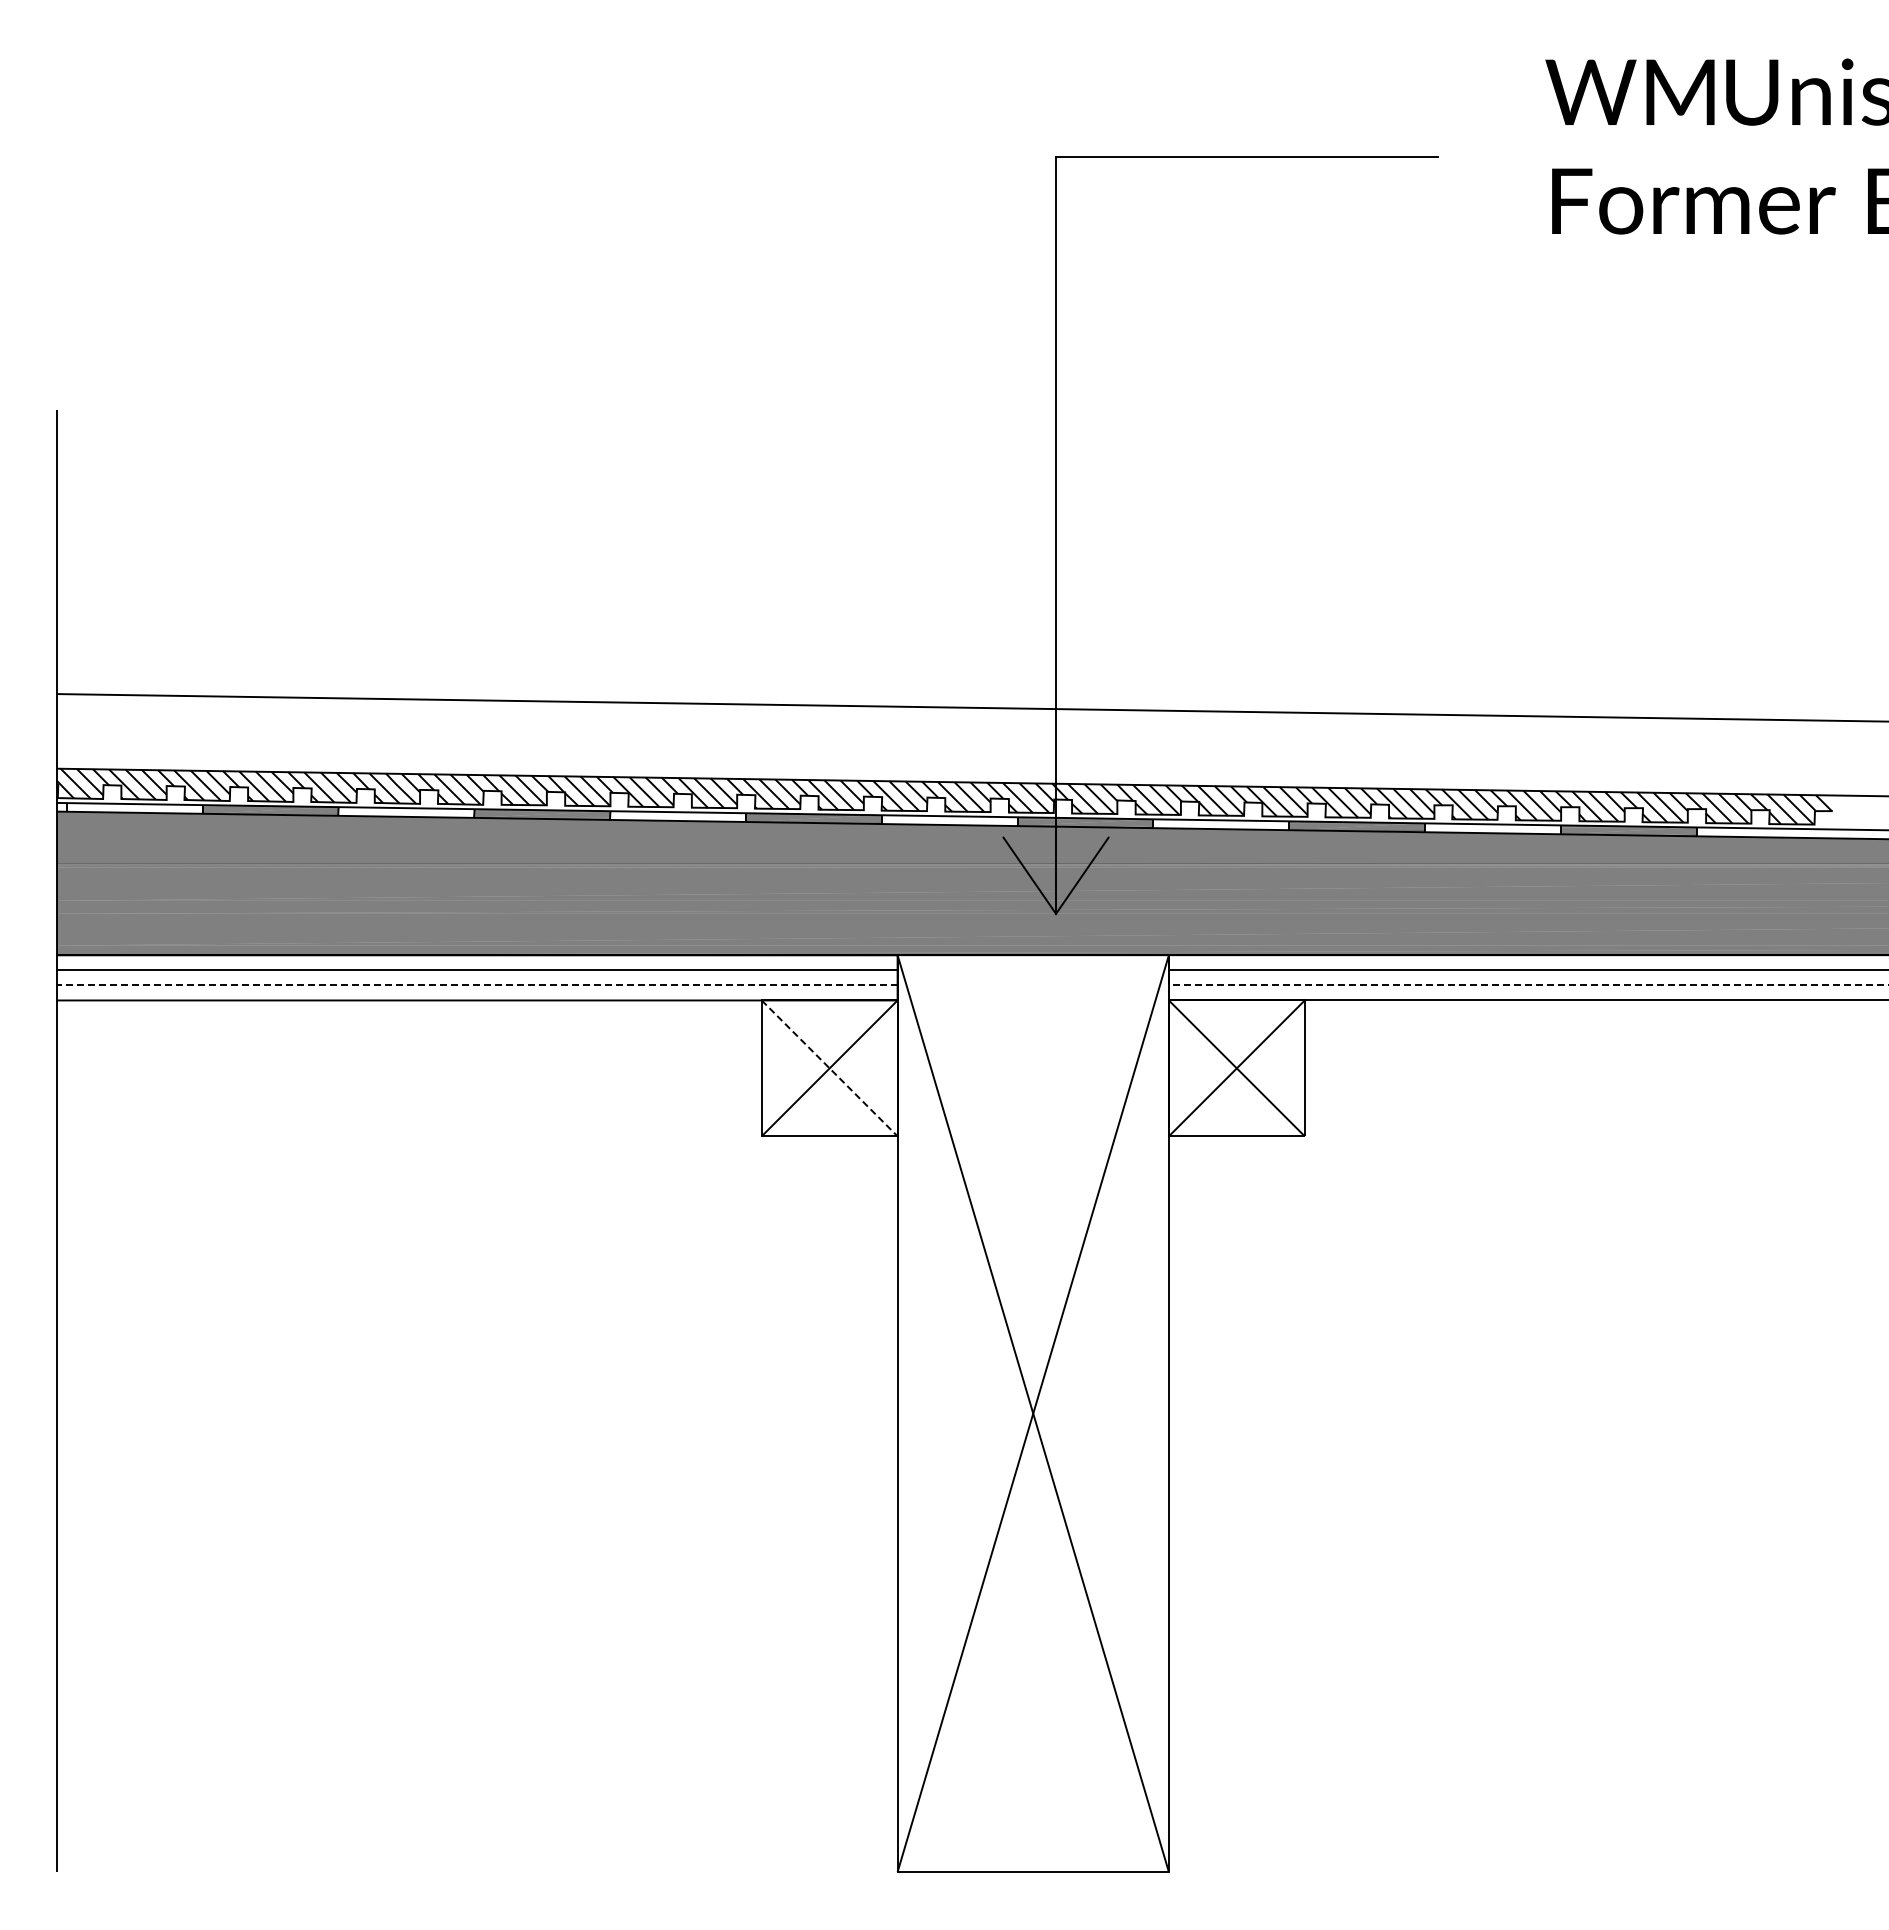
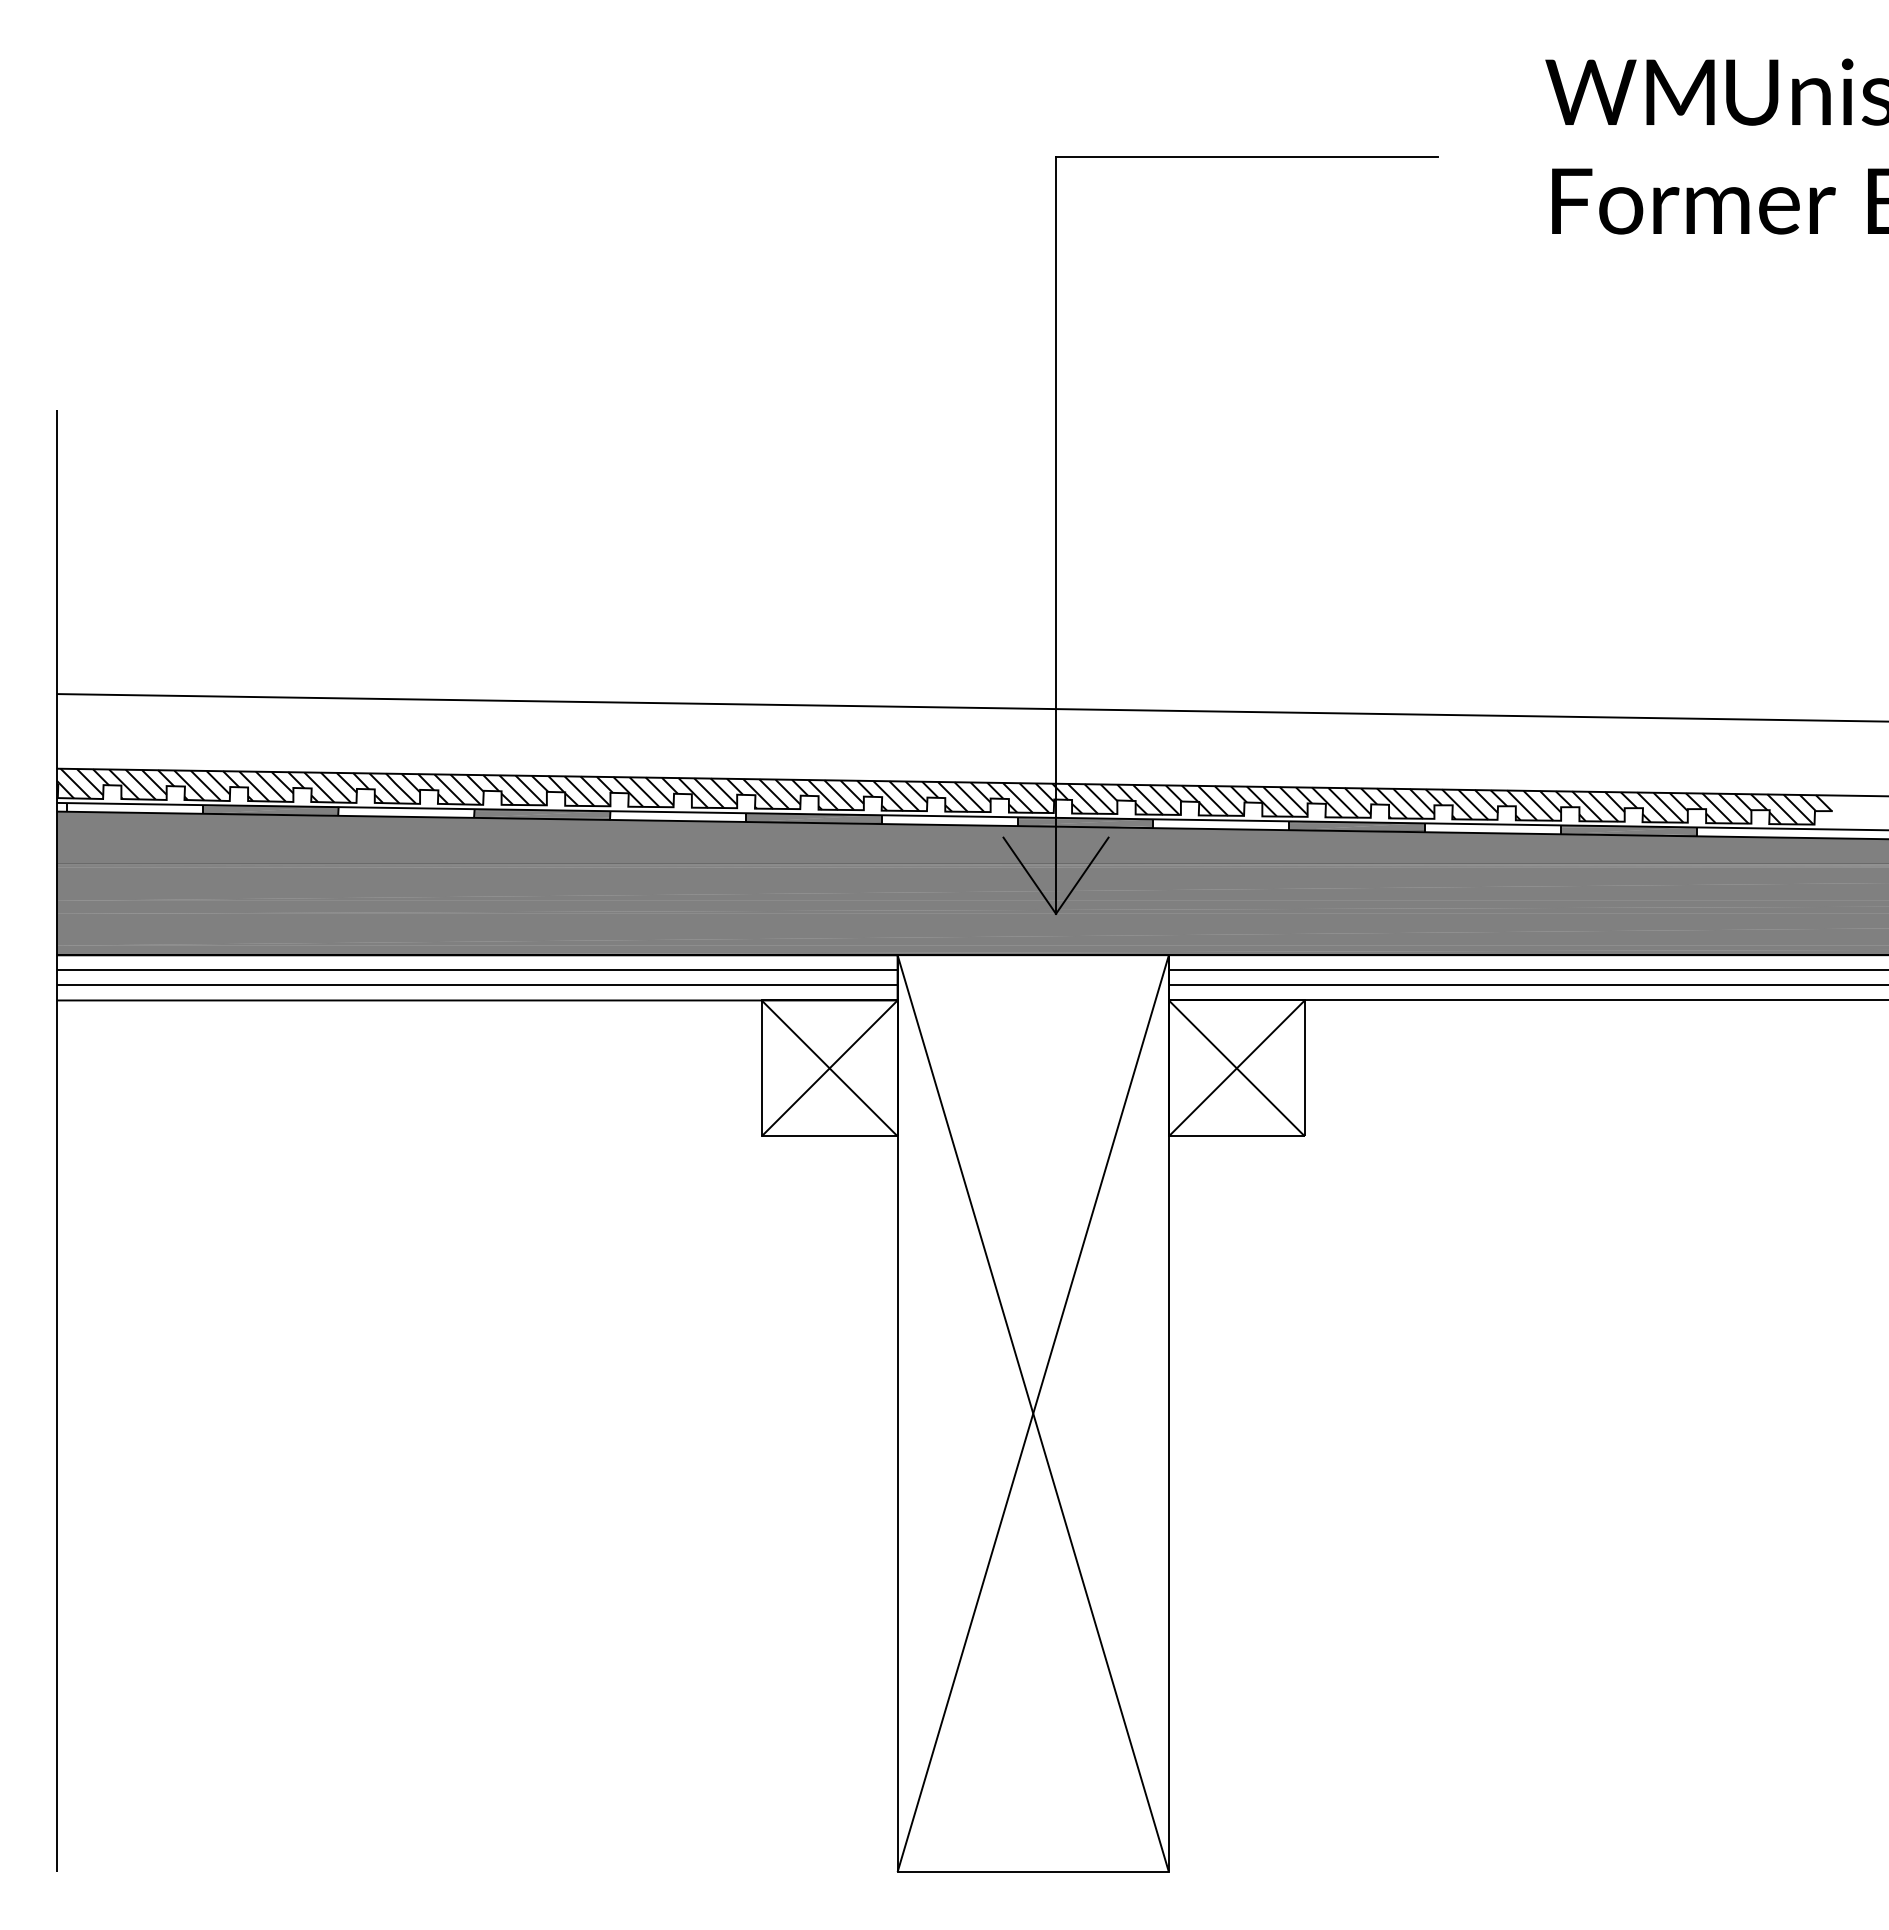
line: dashed -> solid (476, 985)
line: dashed -> solid (1528, 985)
line: dashed -> solid (830, 1068)
